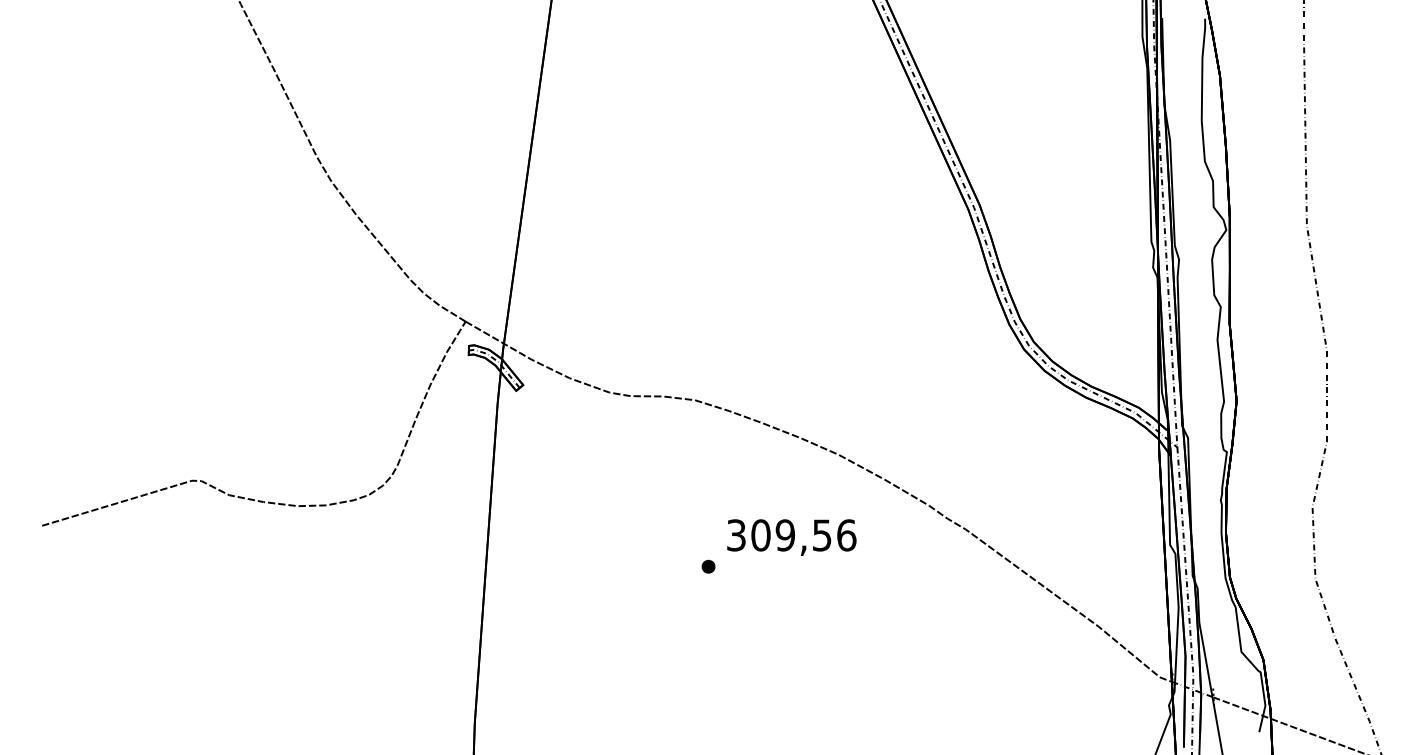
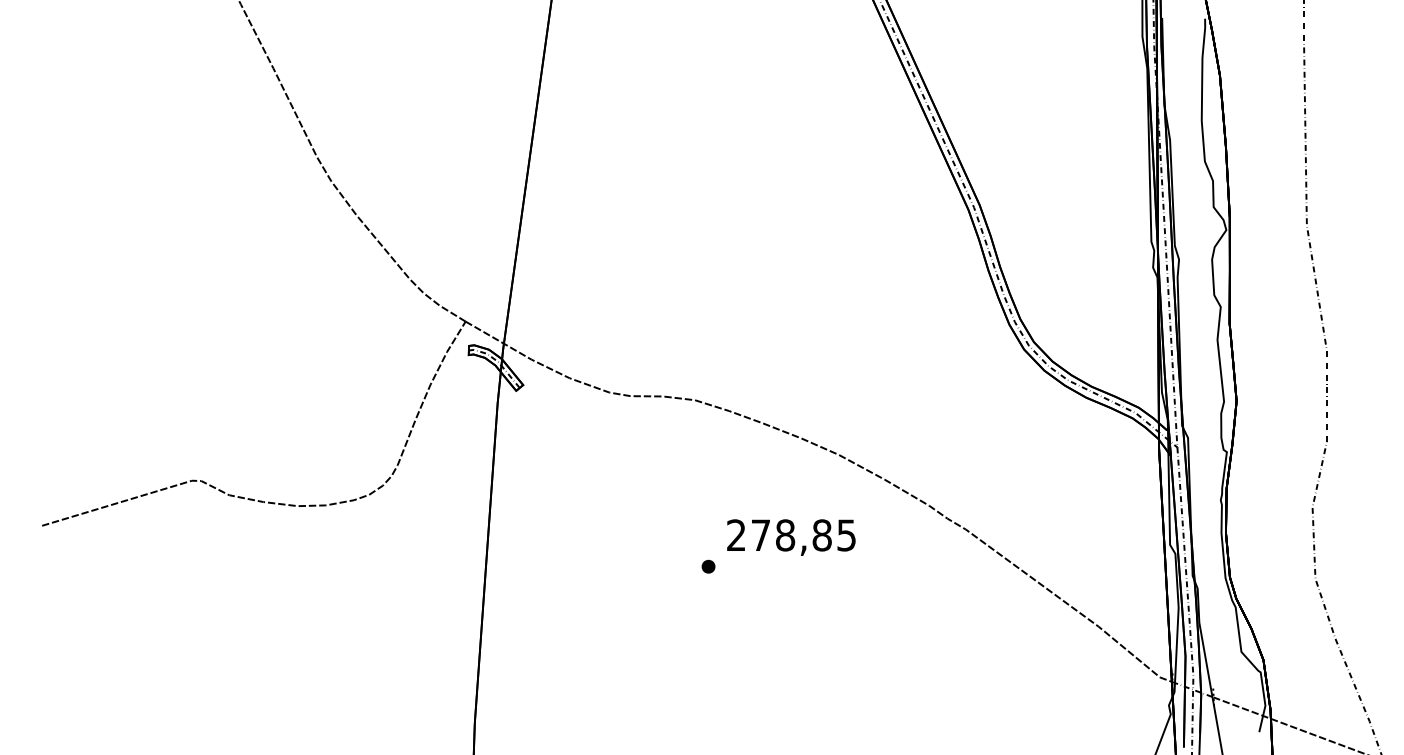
text: 309,56 -> 278,85 (791, 535)
